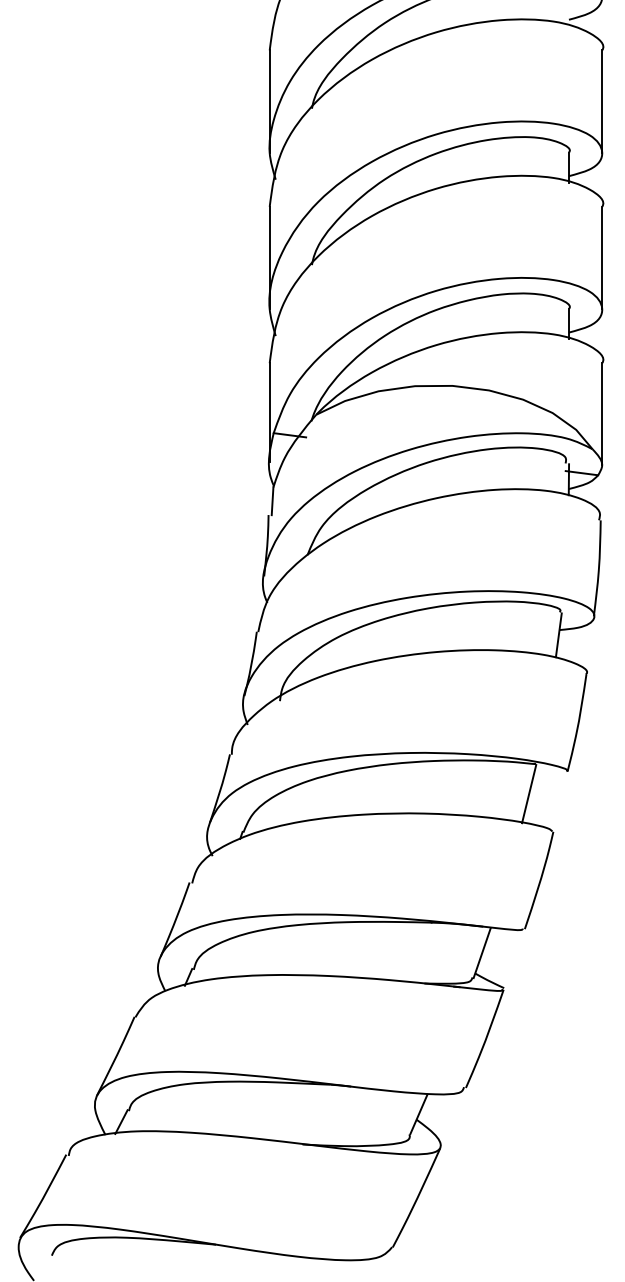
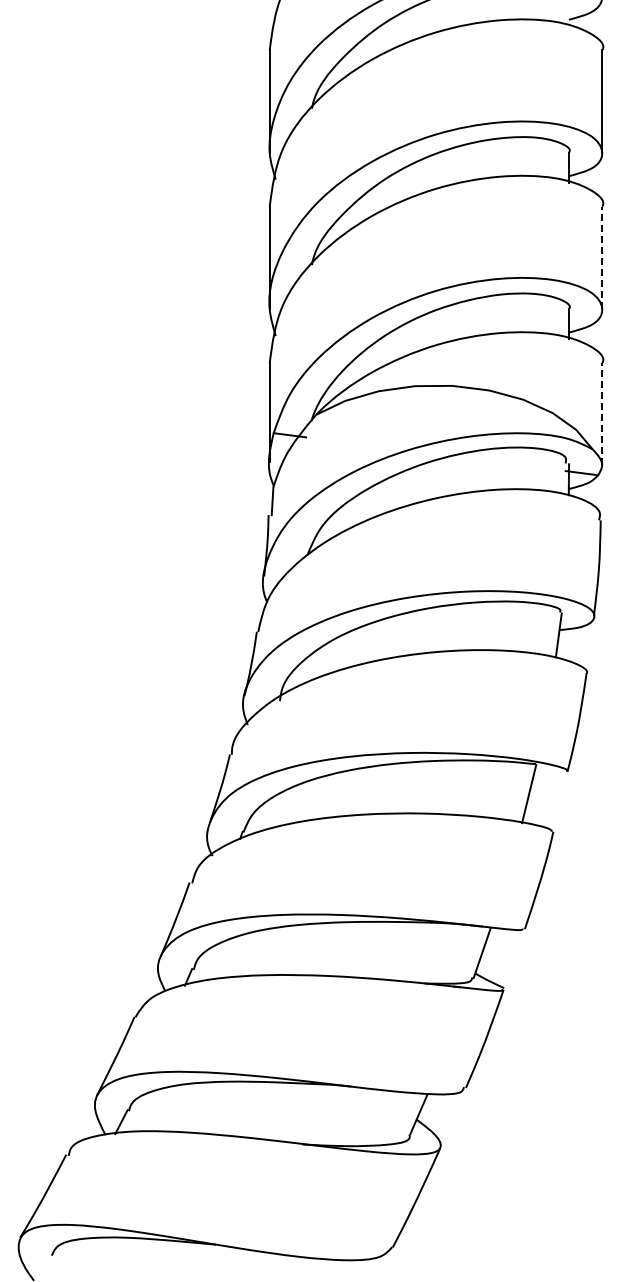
line: solid -> dashed (602, 257)
line: solid -> dashed (602, 413)
